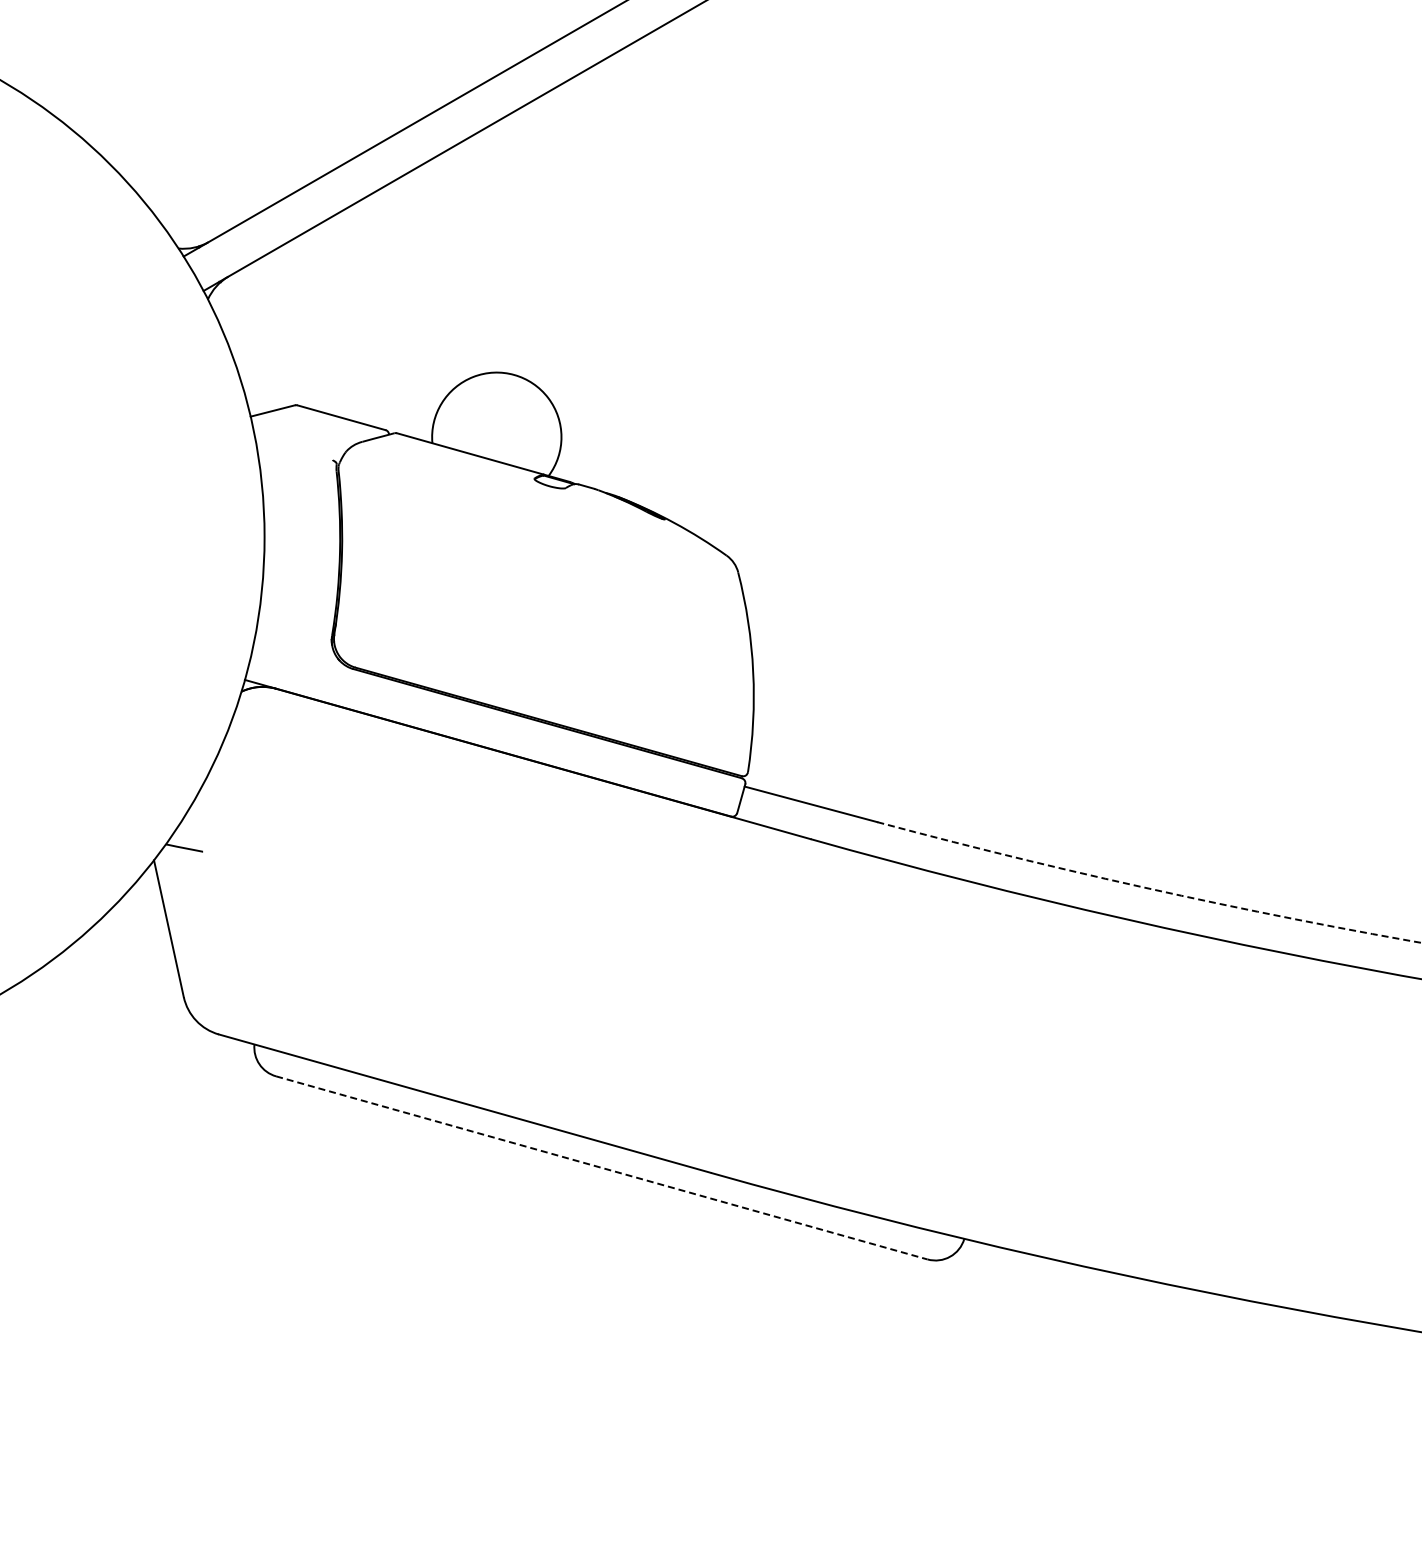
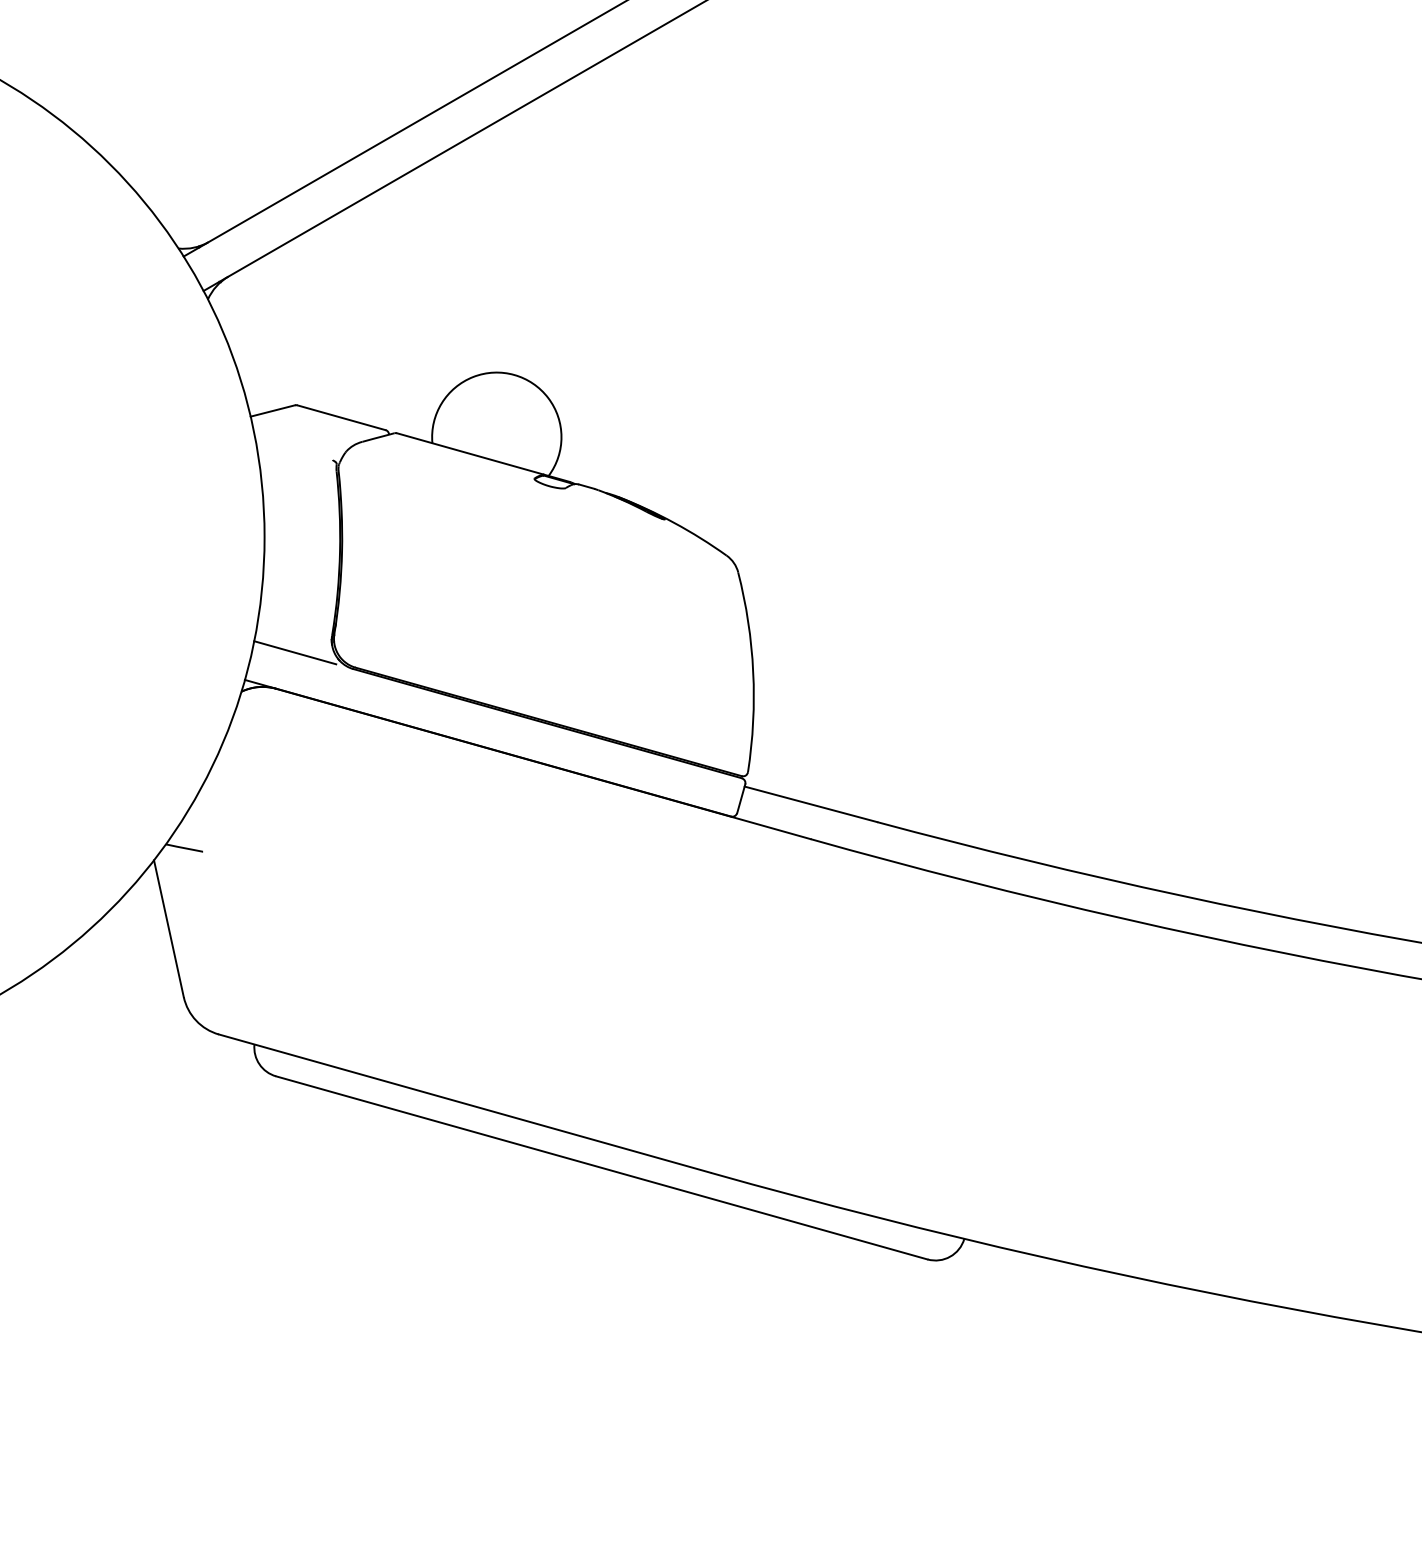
line: none -> present (295, 652)
arc: dashed -> solid (1148, 888)
line: dashed -> solid (602, 1168)
